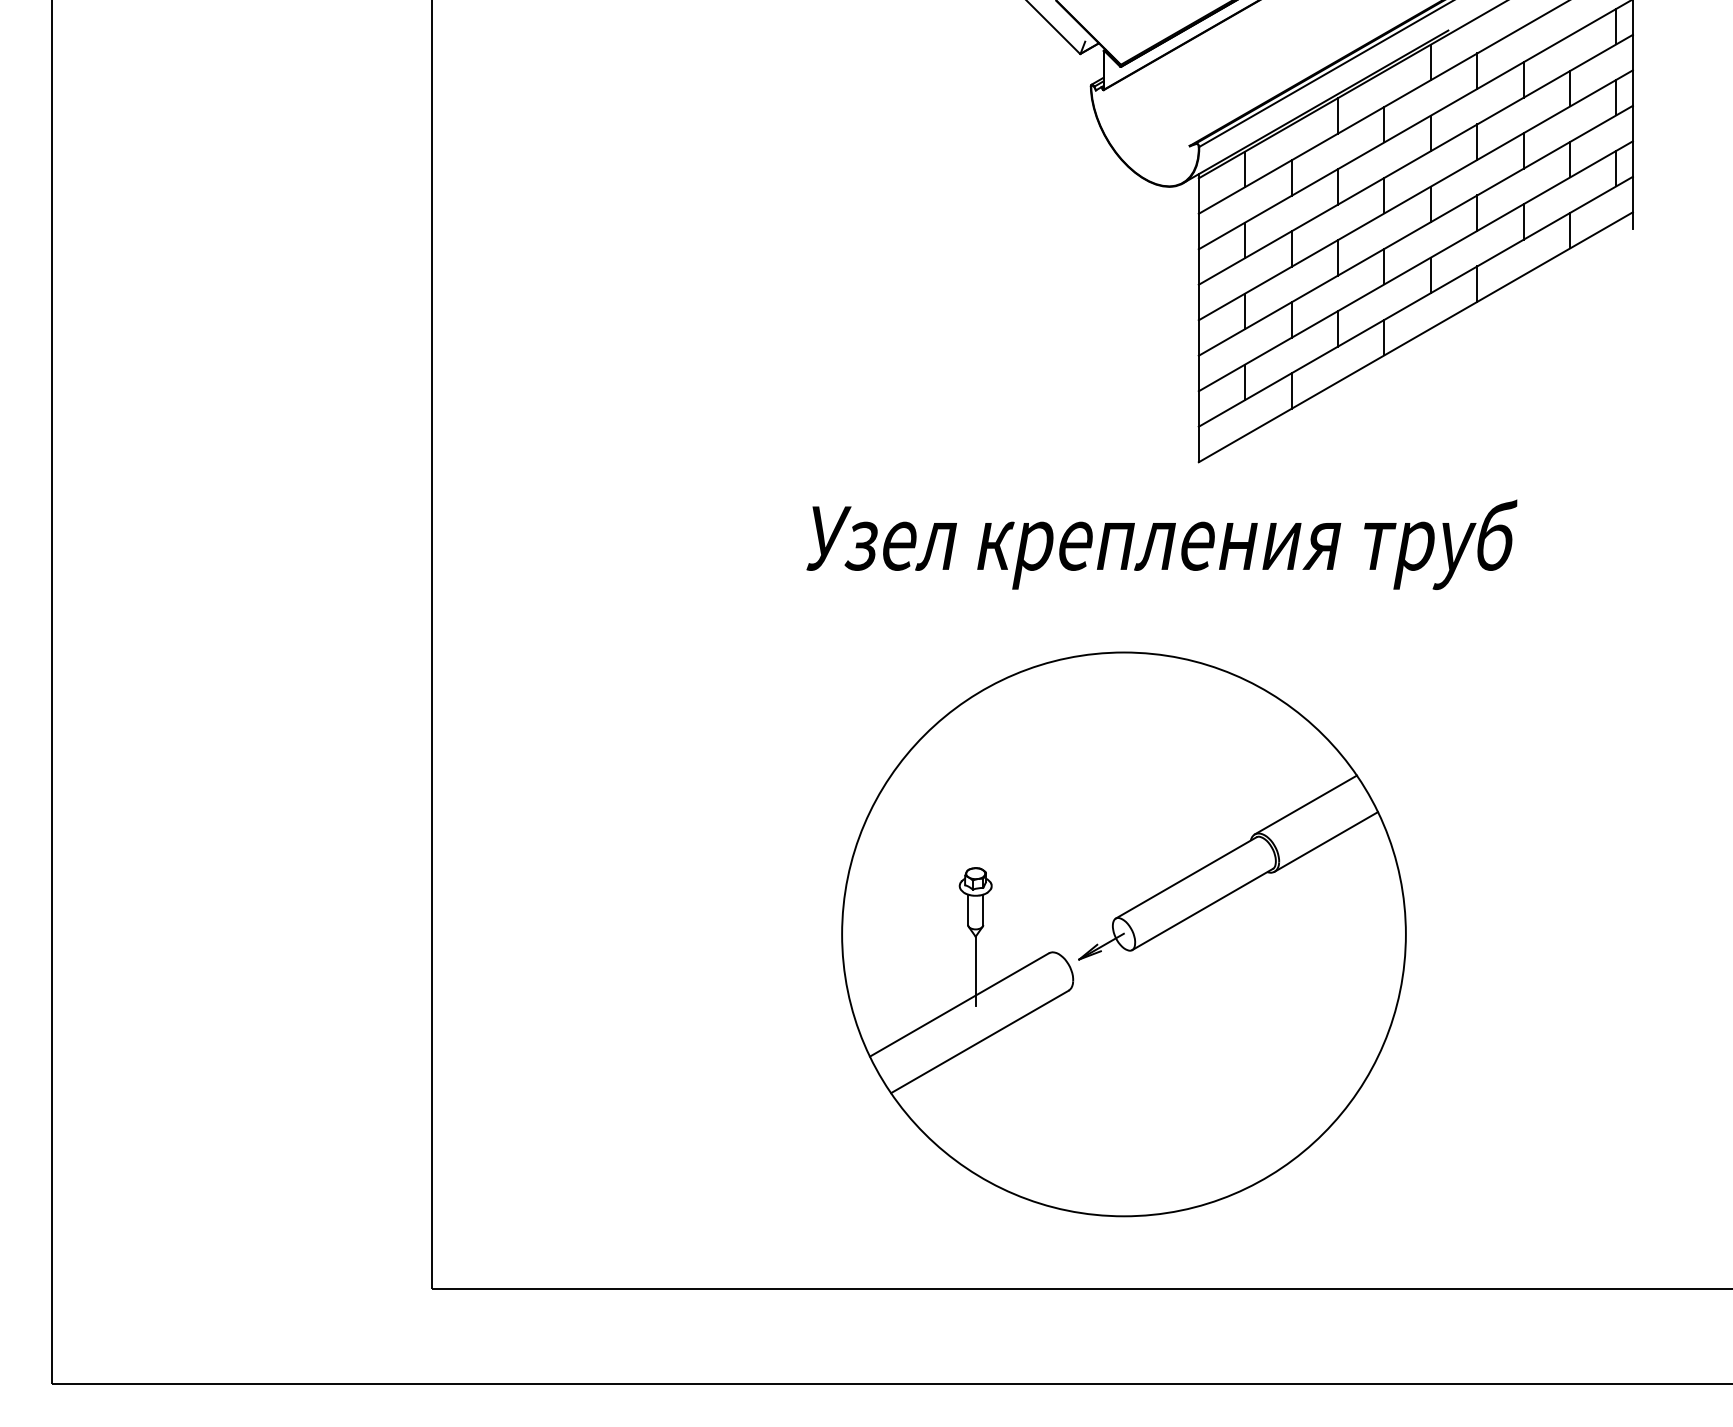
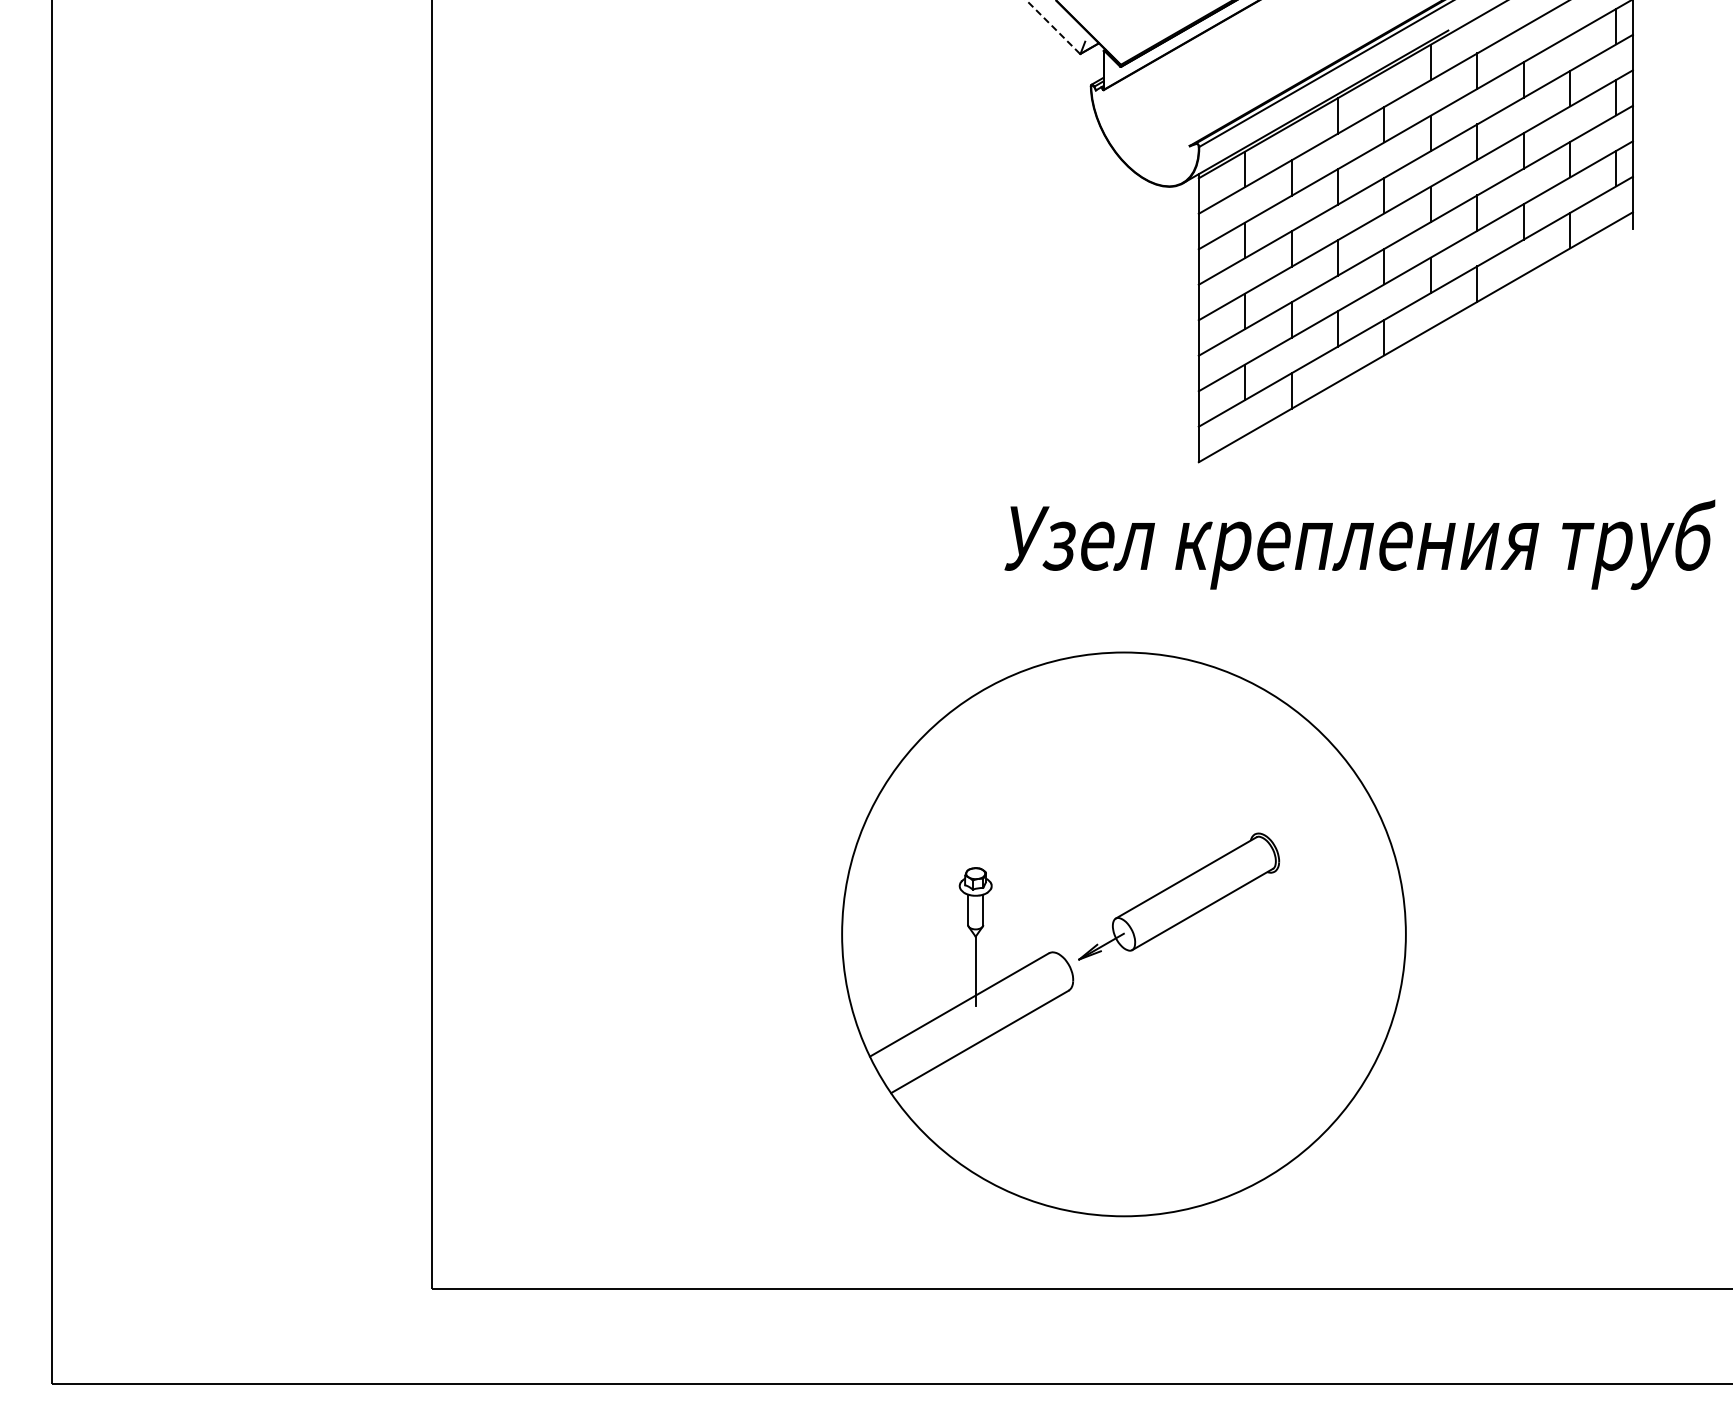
line: solid -> dashed (1053, 27)
text position: (1161, 544) -> (1359, 544) (1359, 544)
line: present -> none (1305, 804)
line: present -> none (1326, 841)
